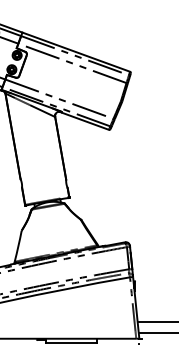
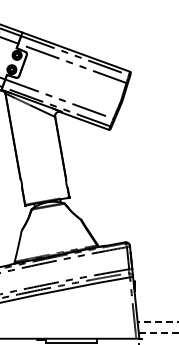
line: solid -> dashed (157, 321)
line: solid -> dashed (158, 332)
